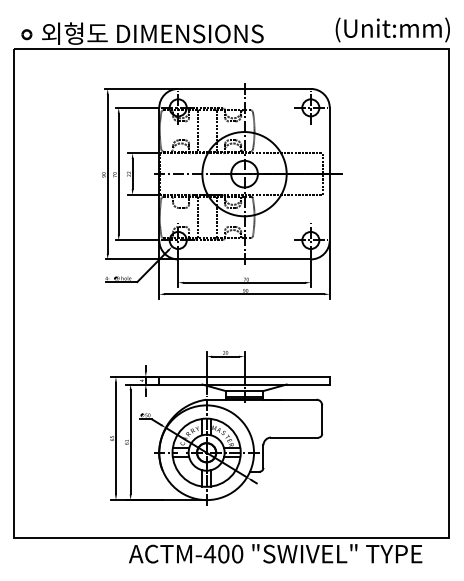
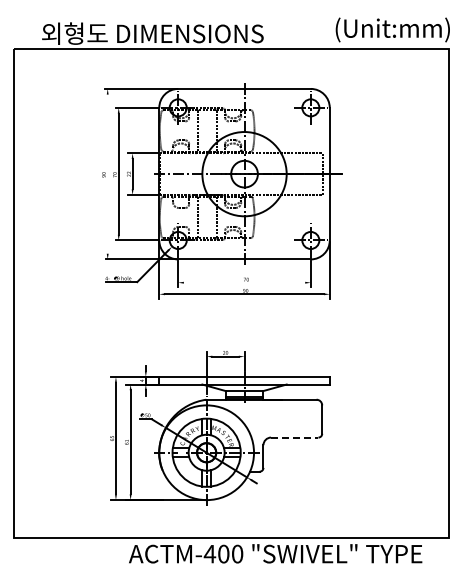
part: present -> none (26, 34)
line: present -> none (107, 173)
line: present -> none (244, 282)
line: solid -> dashed (294, 437)
